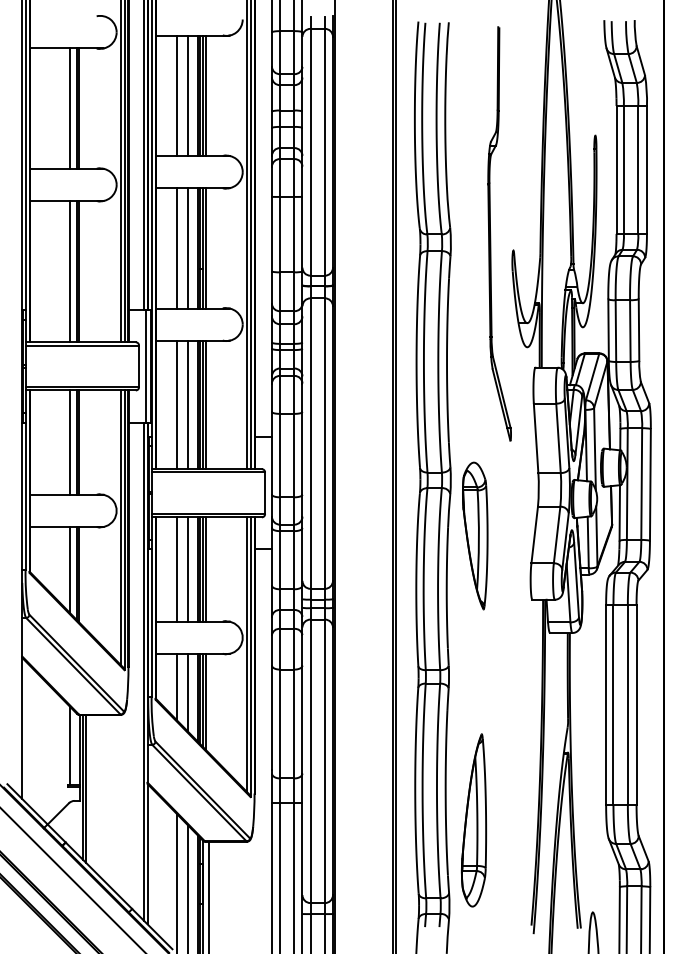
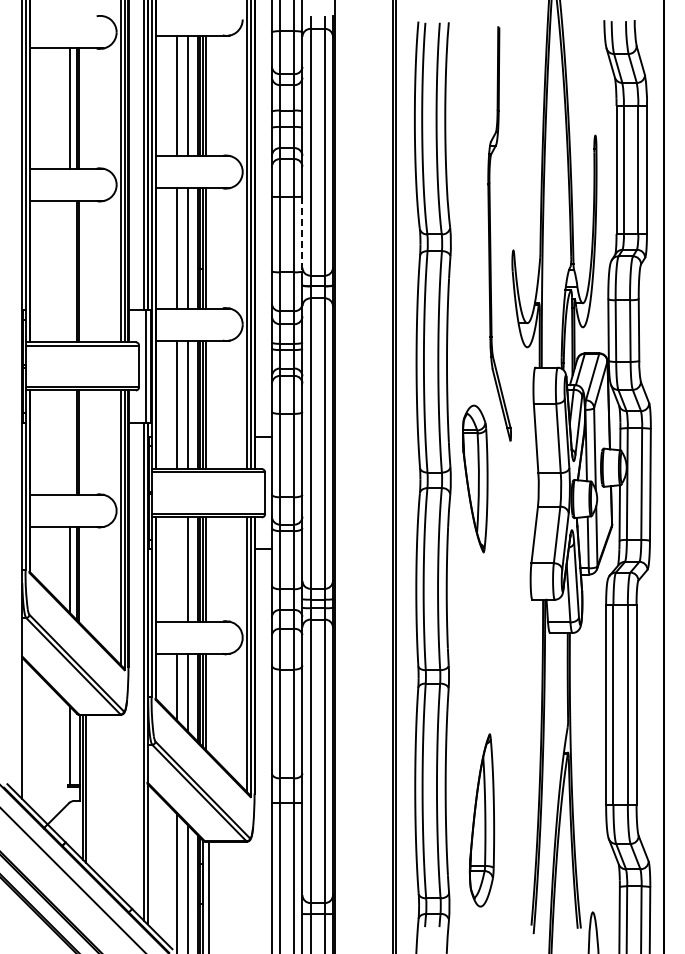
line: solid -> dashed (302, 234)
line: present -> none (70, 271)
line: present -> none (70, 442)
part position: (475, 535) -> (475, 478) (475, 478)
line: present -> none (176, 569)
part position: (473, 820) -> (481, 820) (481, 820)
